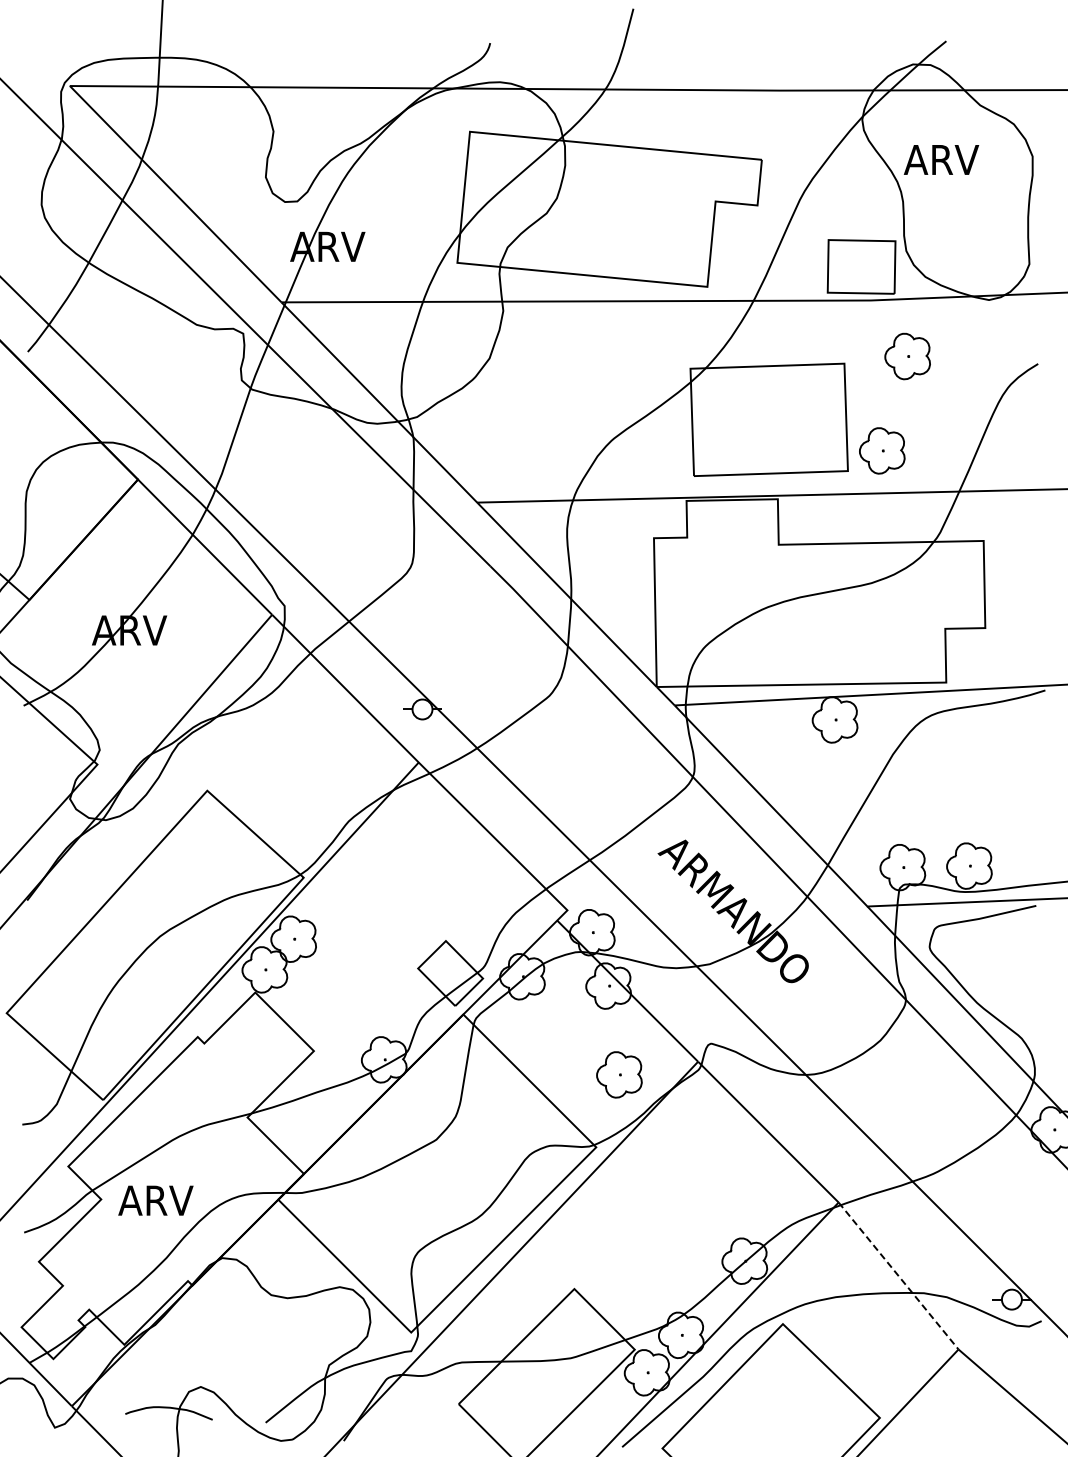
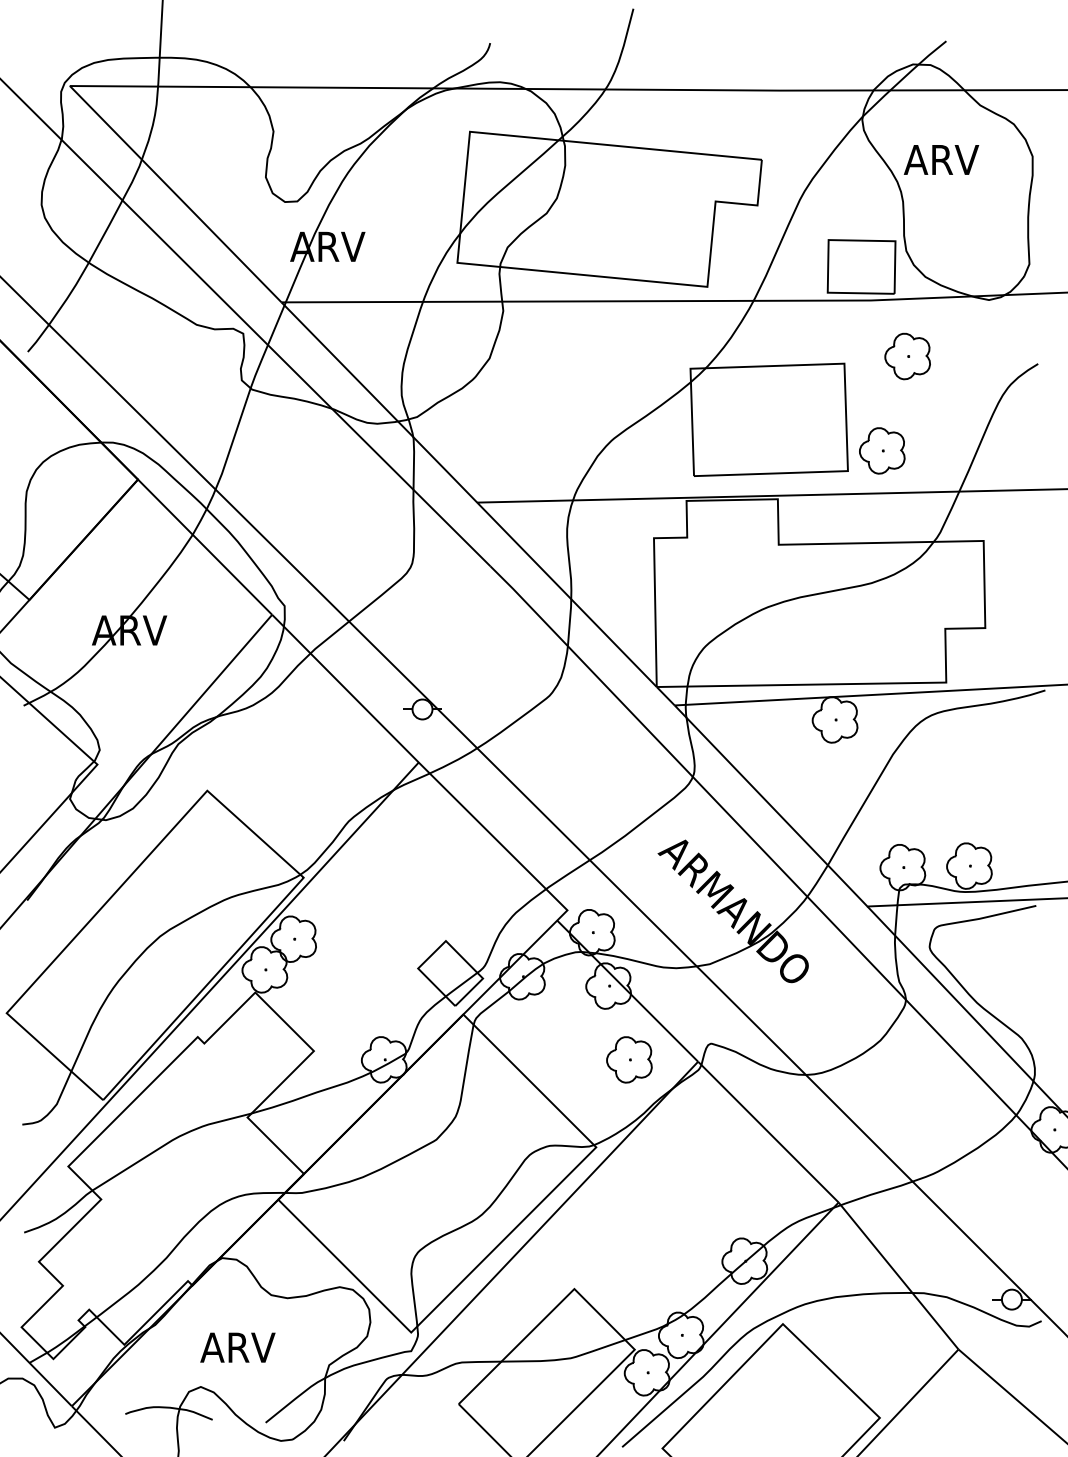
part position: (619, 1074) -> (629, 1059) (629, 1059)
text position: (155, 1200) -> (237, 1347) (237, 1347)
line: dashed -> solid (898, 1276)
